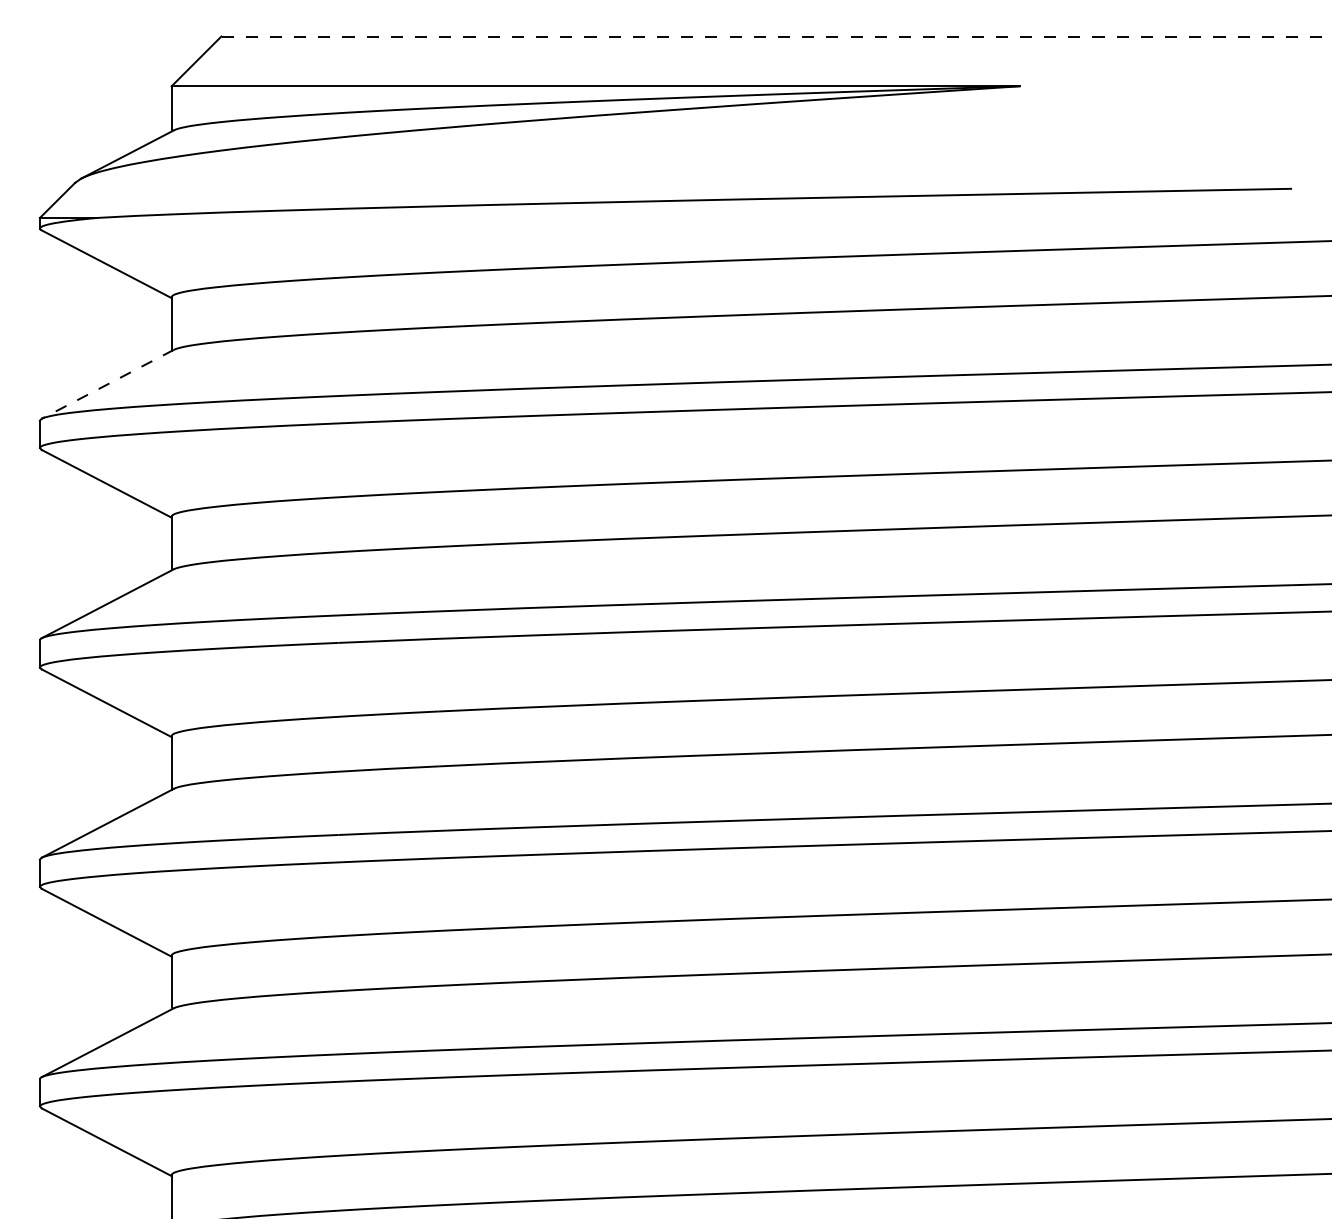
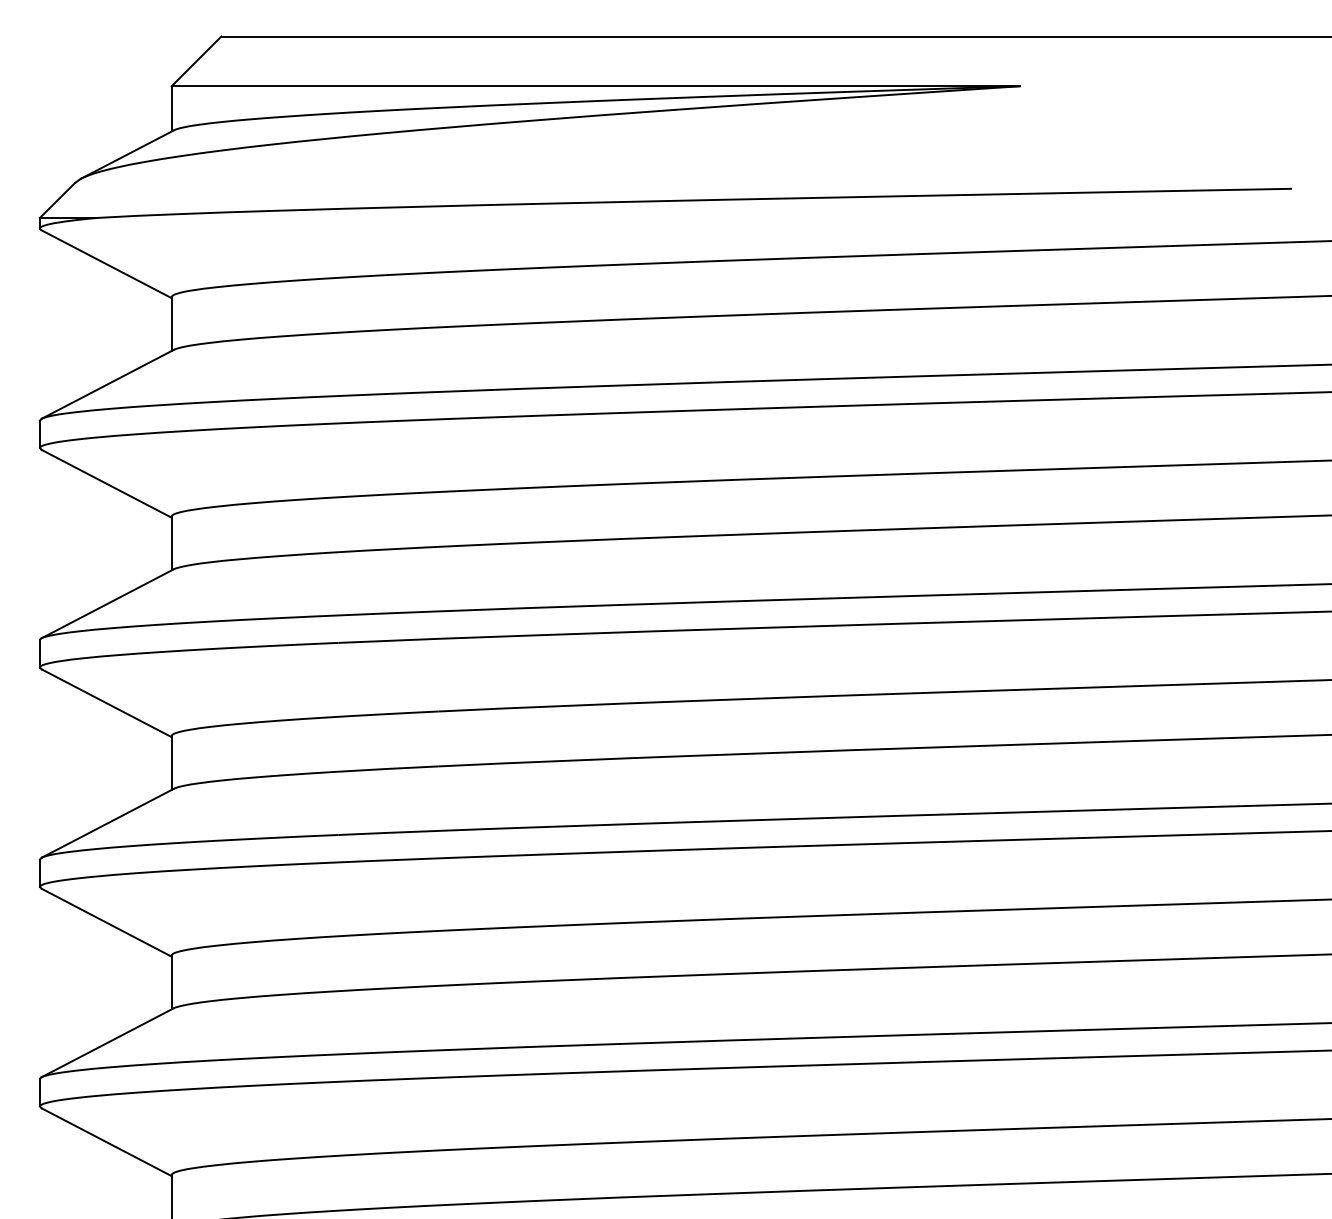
line: dashed -> solid (776, 36)
line: dashed -> solid (107, 384)
